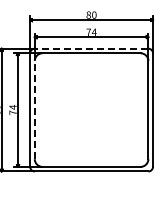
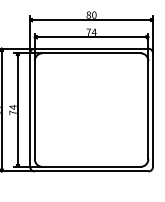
line: dashed -> solid (91, 48)
line: dashed -> solid (34, 109)
